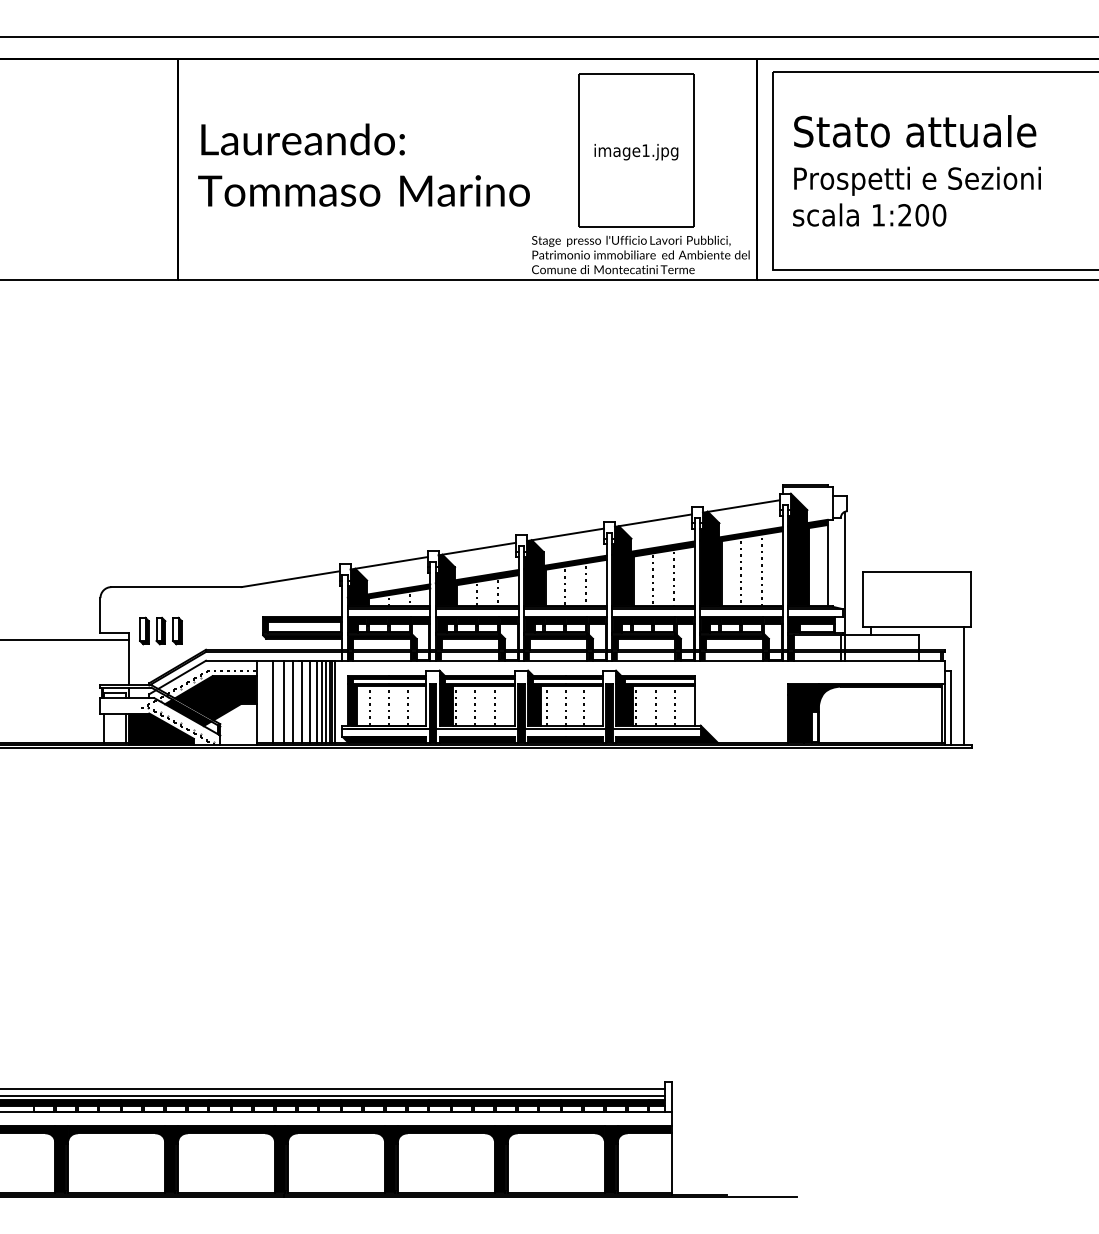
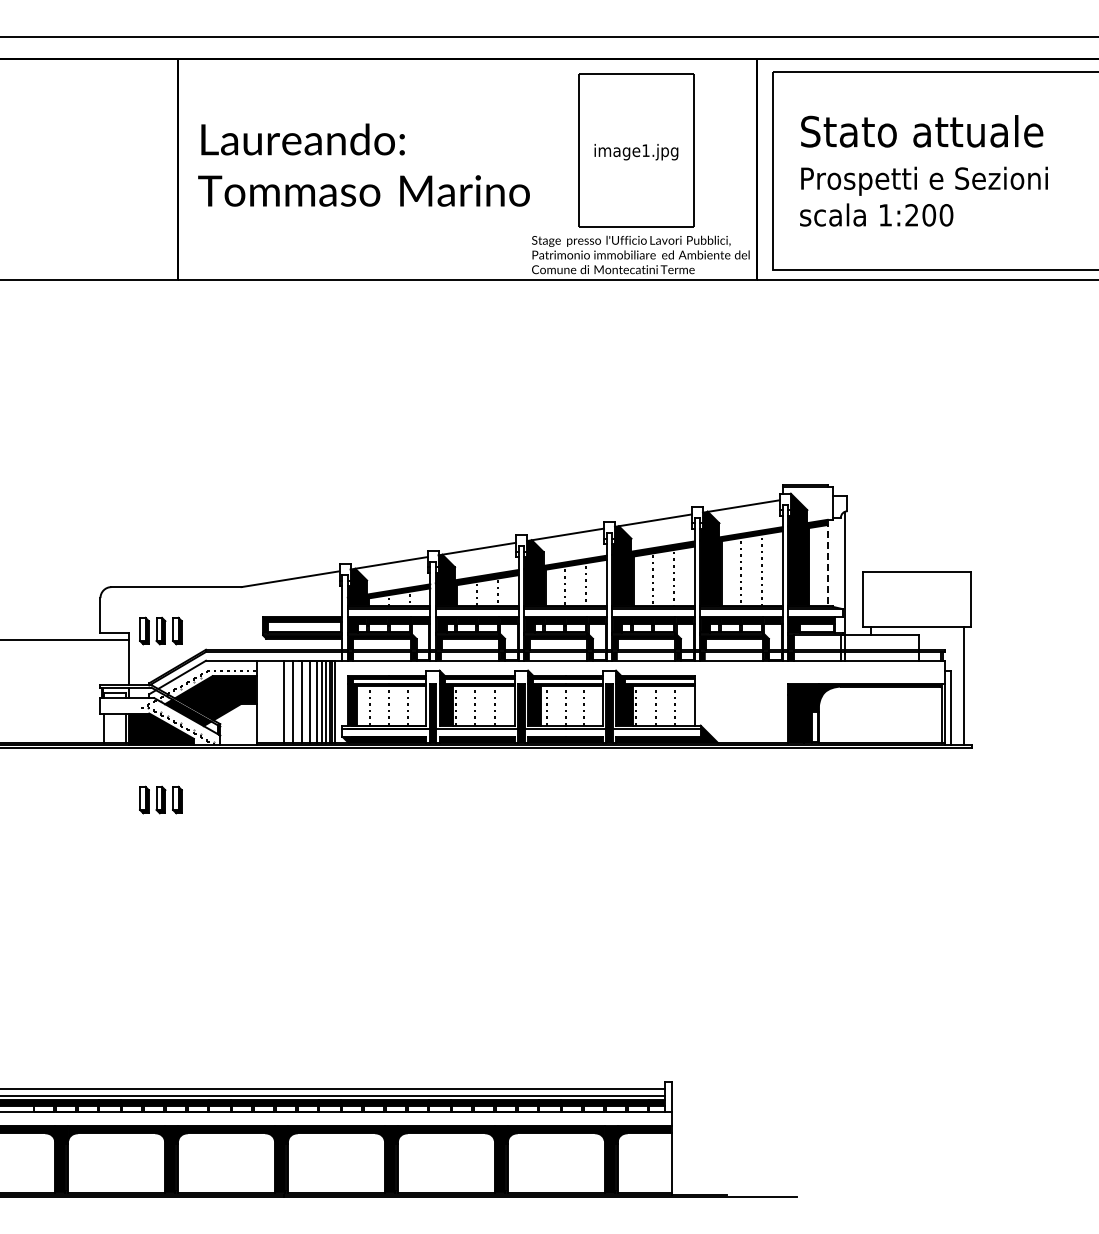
text position: (916, 170) -> (923, 170) (923, 170)
line: solid -> dashed (827, 562)
line: present -> none (272, 701)
part: none -> present (160, 799)
